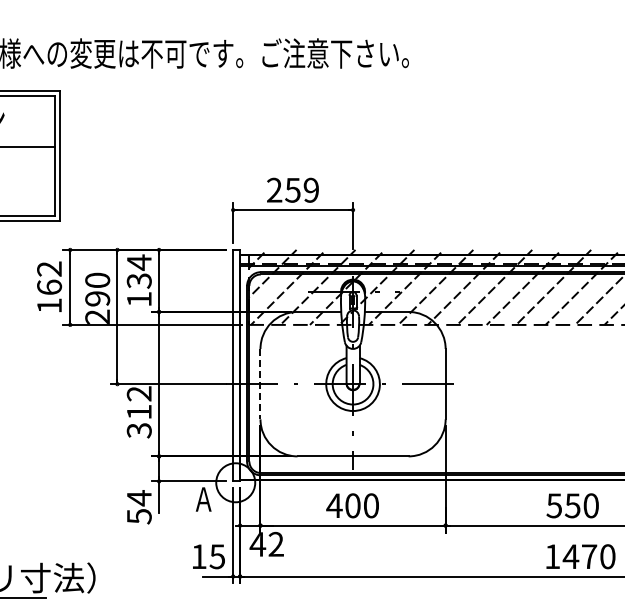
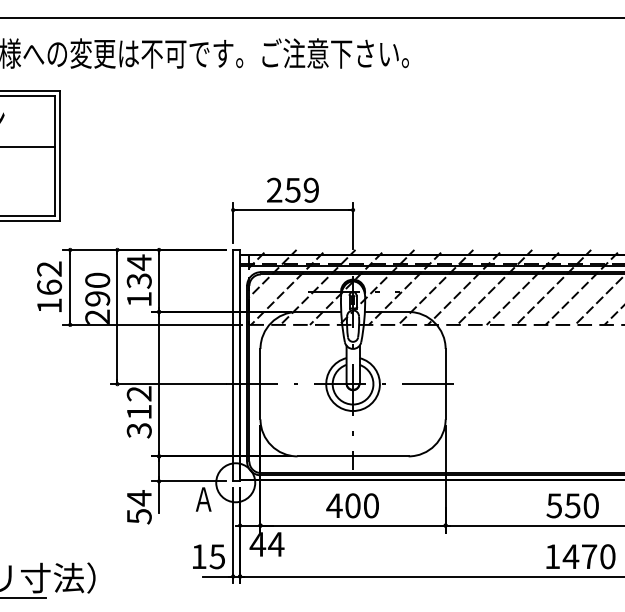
line: none -> present (311, 18)
line: dashed -> solid (260, 384)
text: 42 -> 44 (275, 543)
